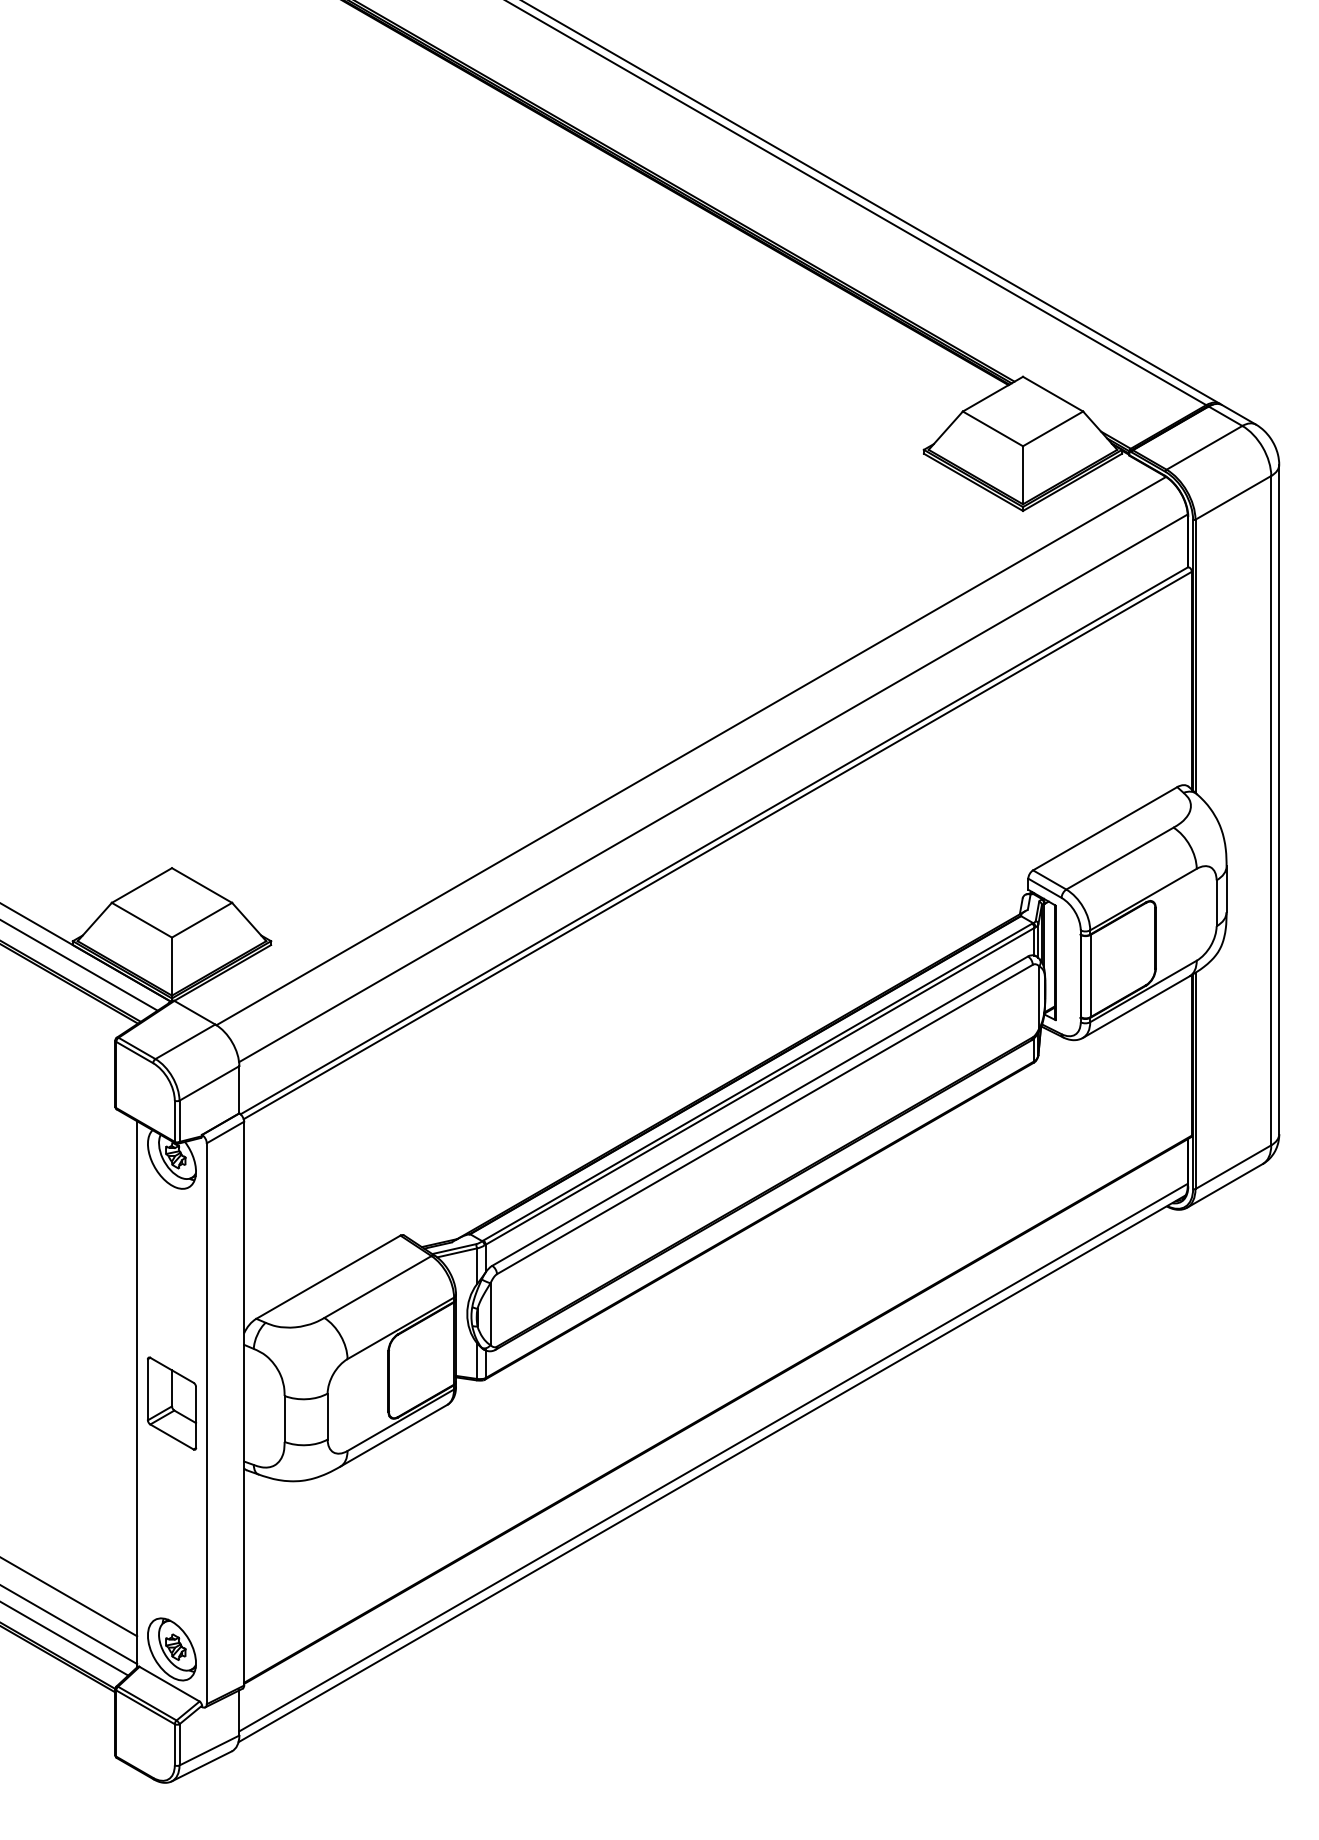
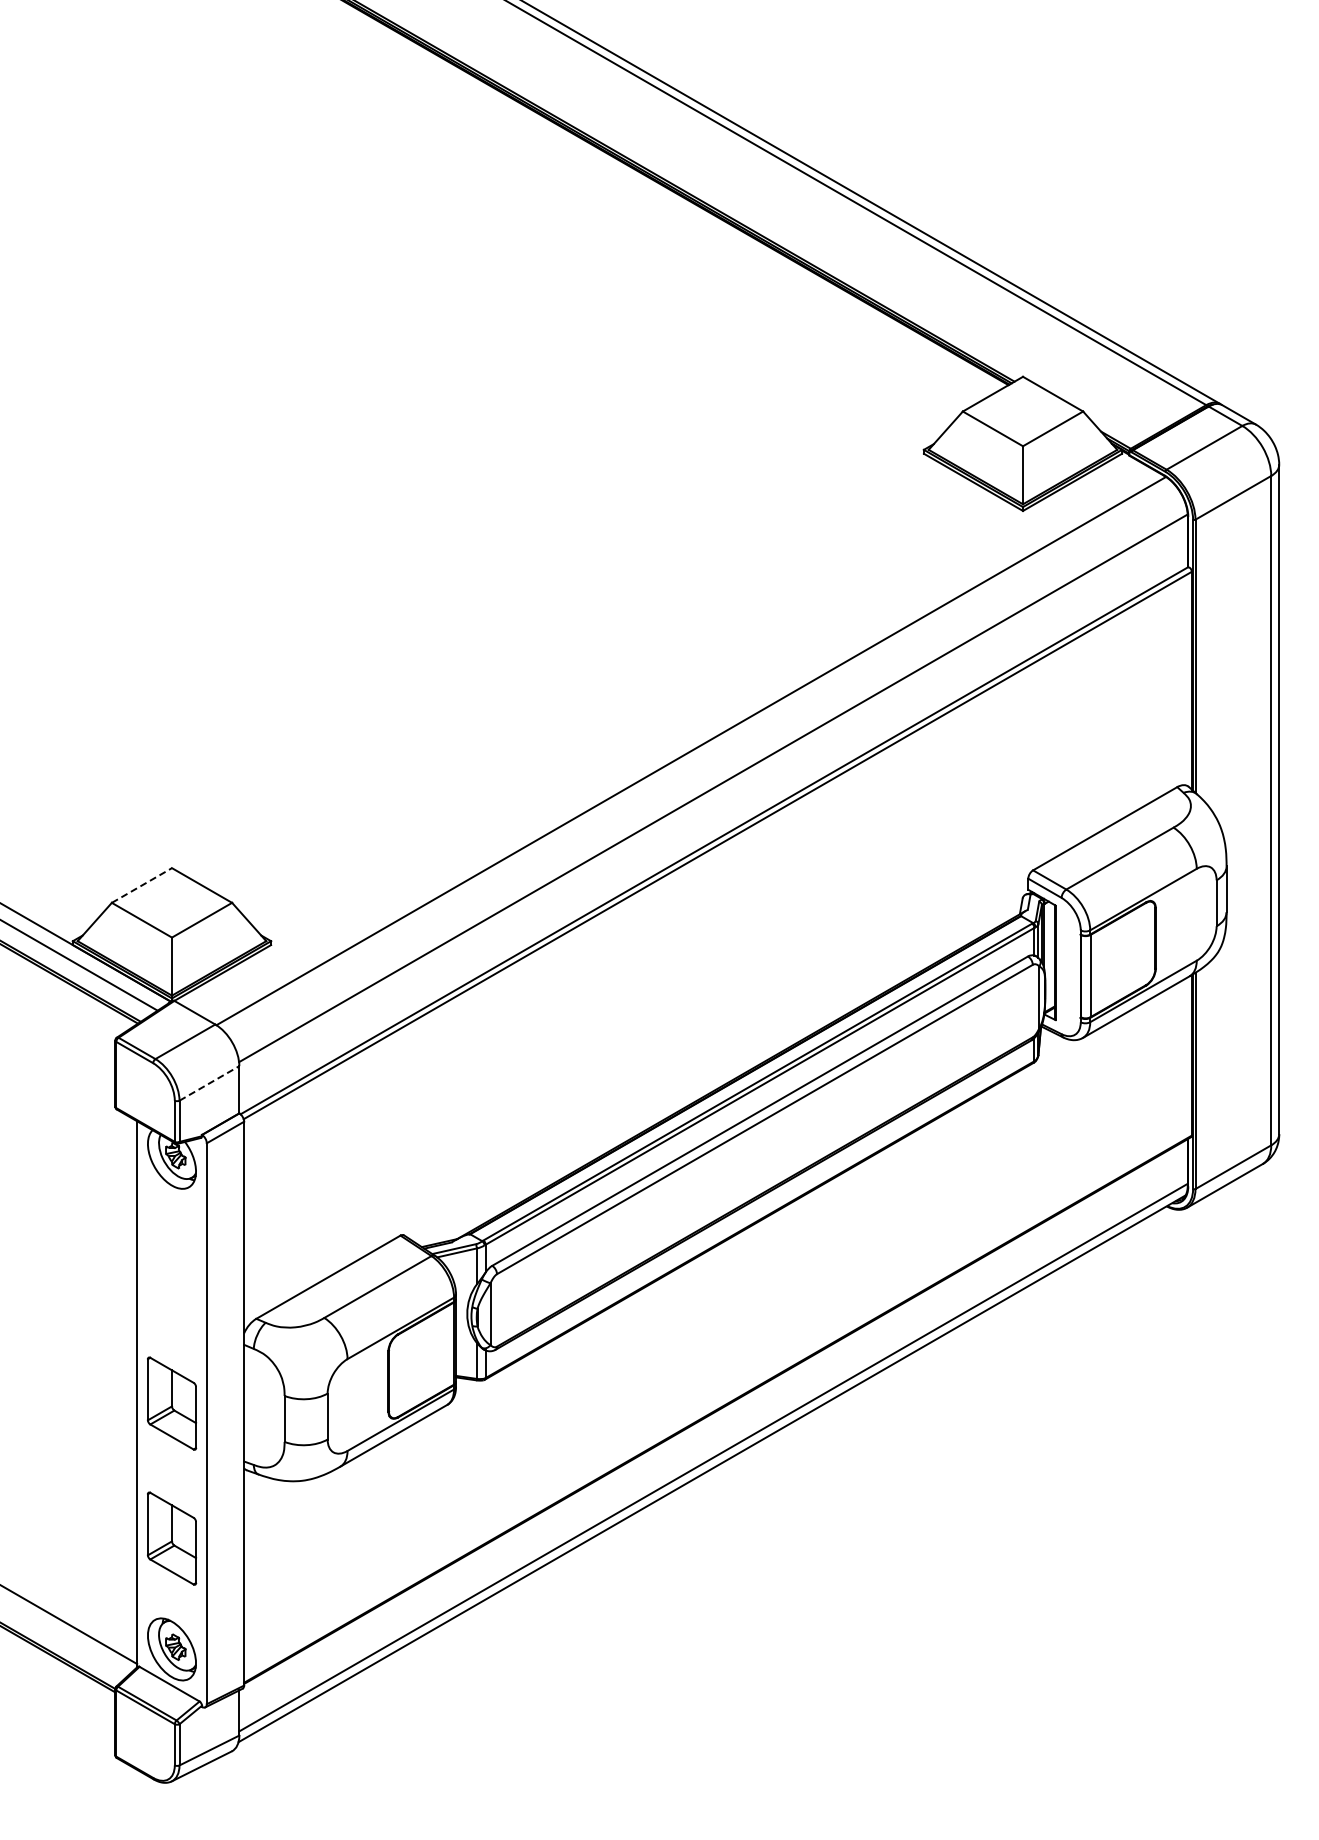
line: solid -> dashed (141, 885)
line: solid -> dashed (209, 1083)
part: none -> present (172, 1538)
line: present -> none (69, 1597)
line: present -> none (65, 1639)
